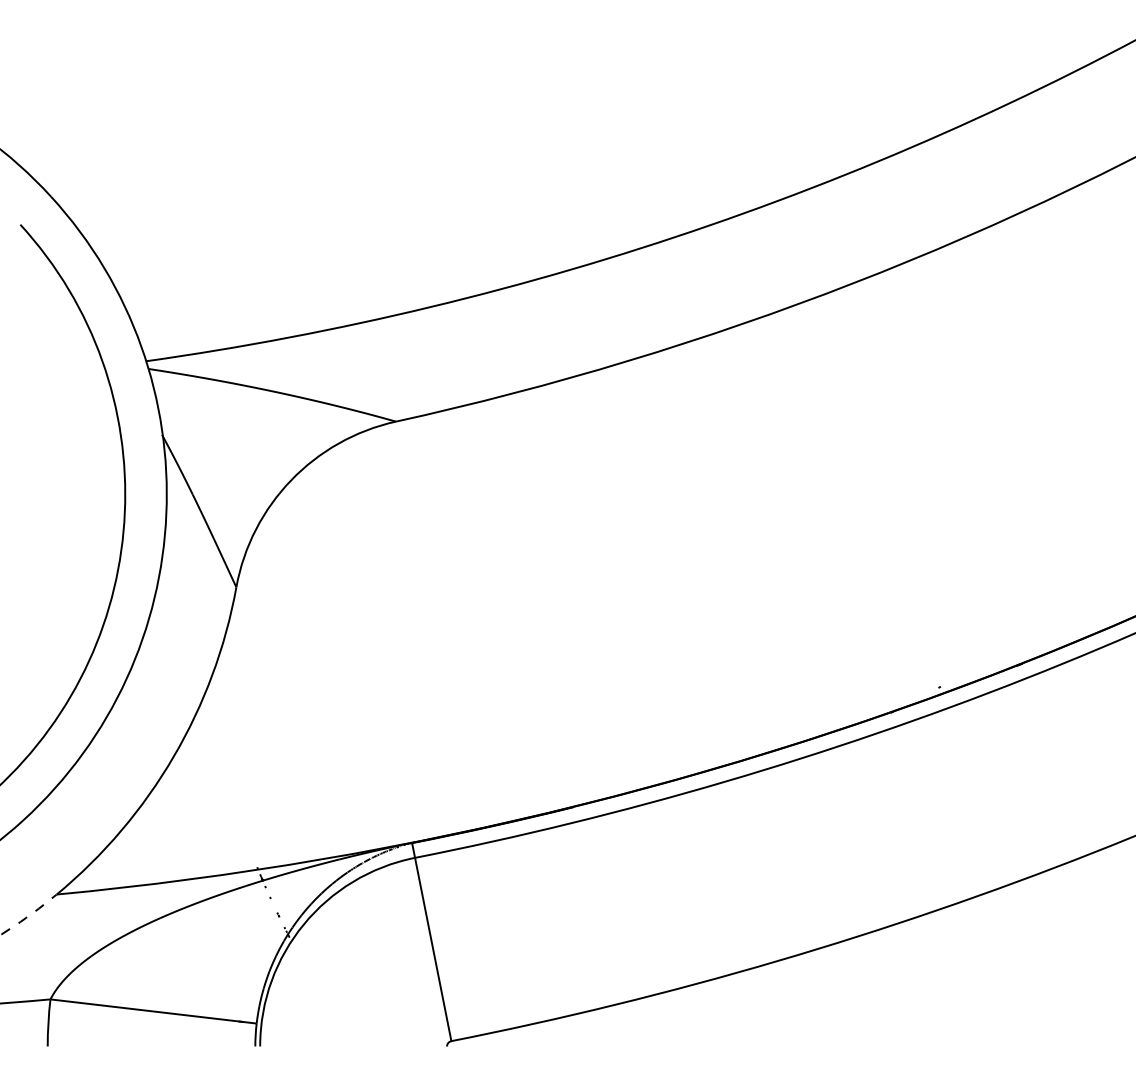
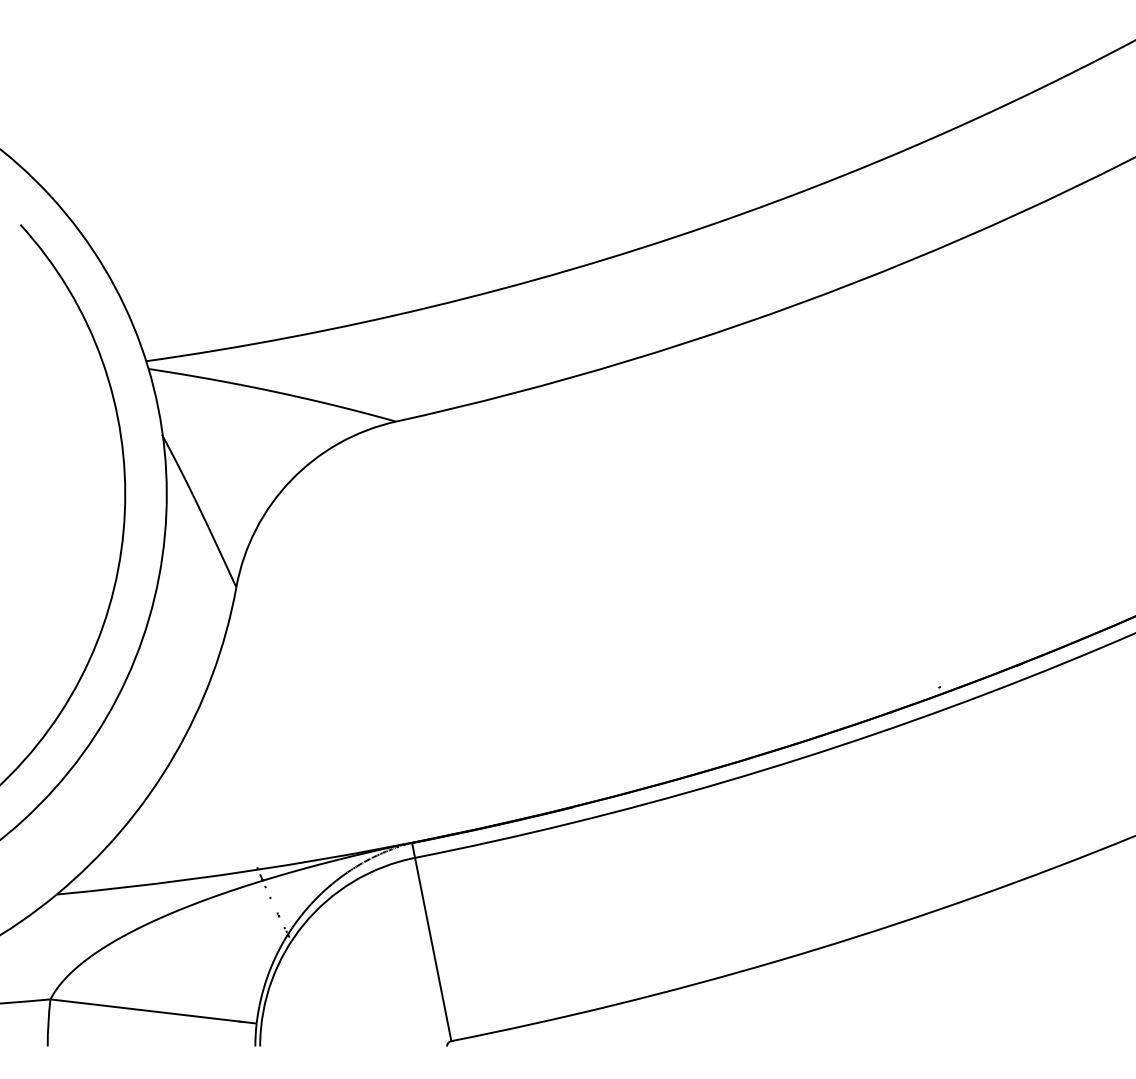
arc: dashed -> solid (28, 916)
